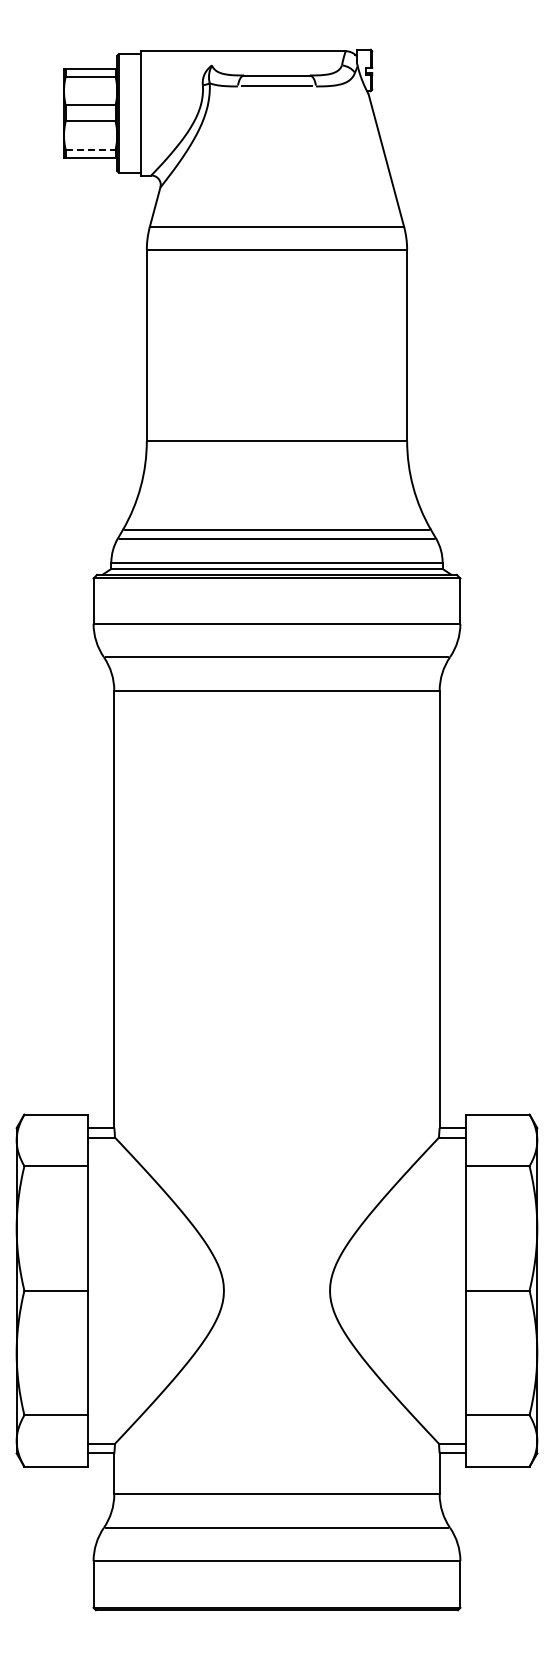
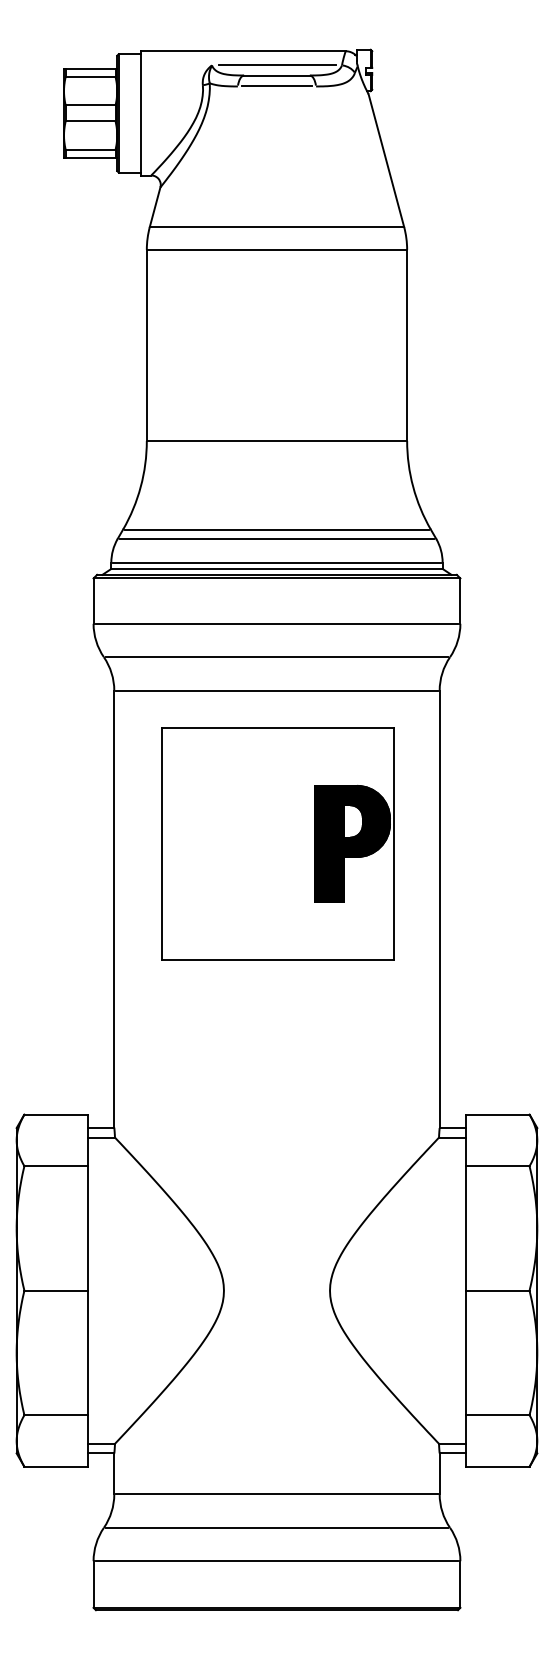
line: none -> present (276, 65)
line: dashed -> solid (90, 149)
part: none -> present (277, 843)
